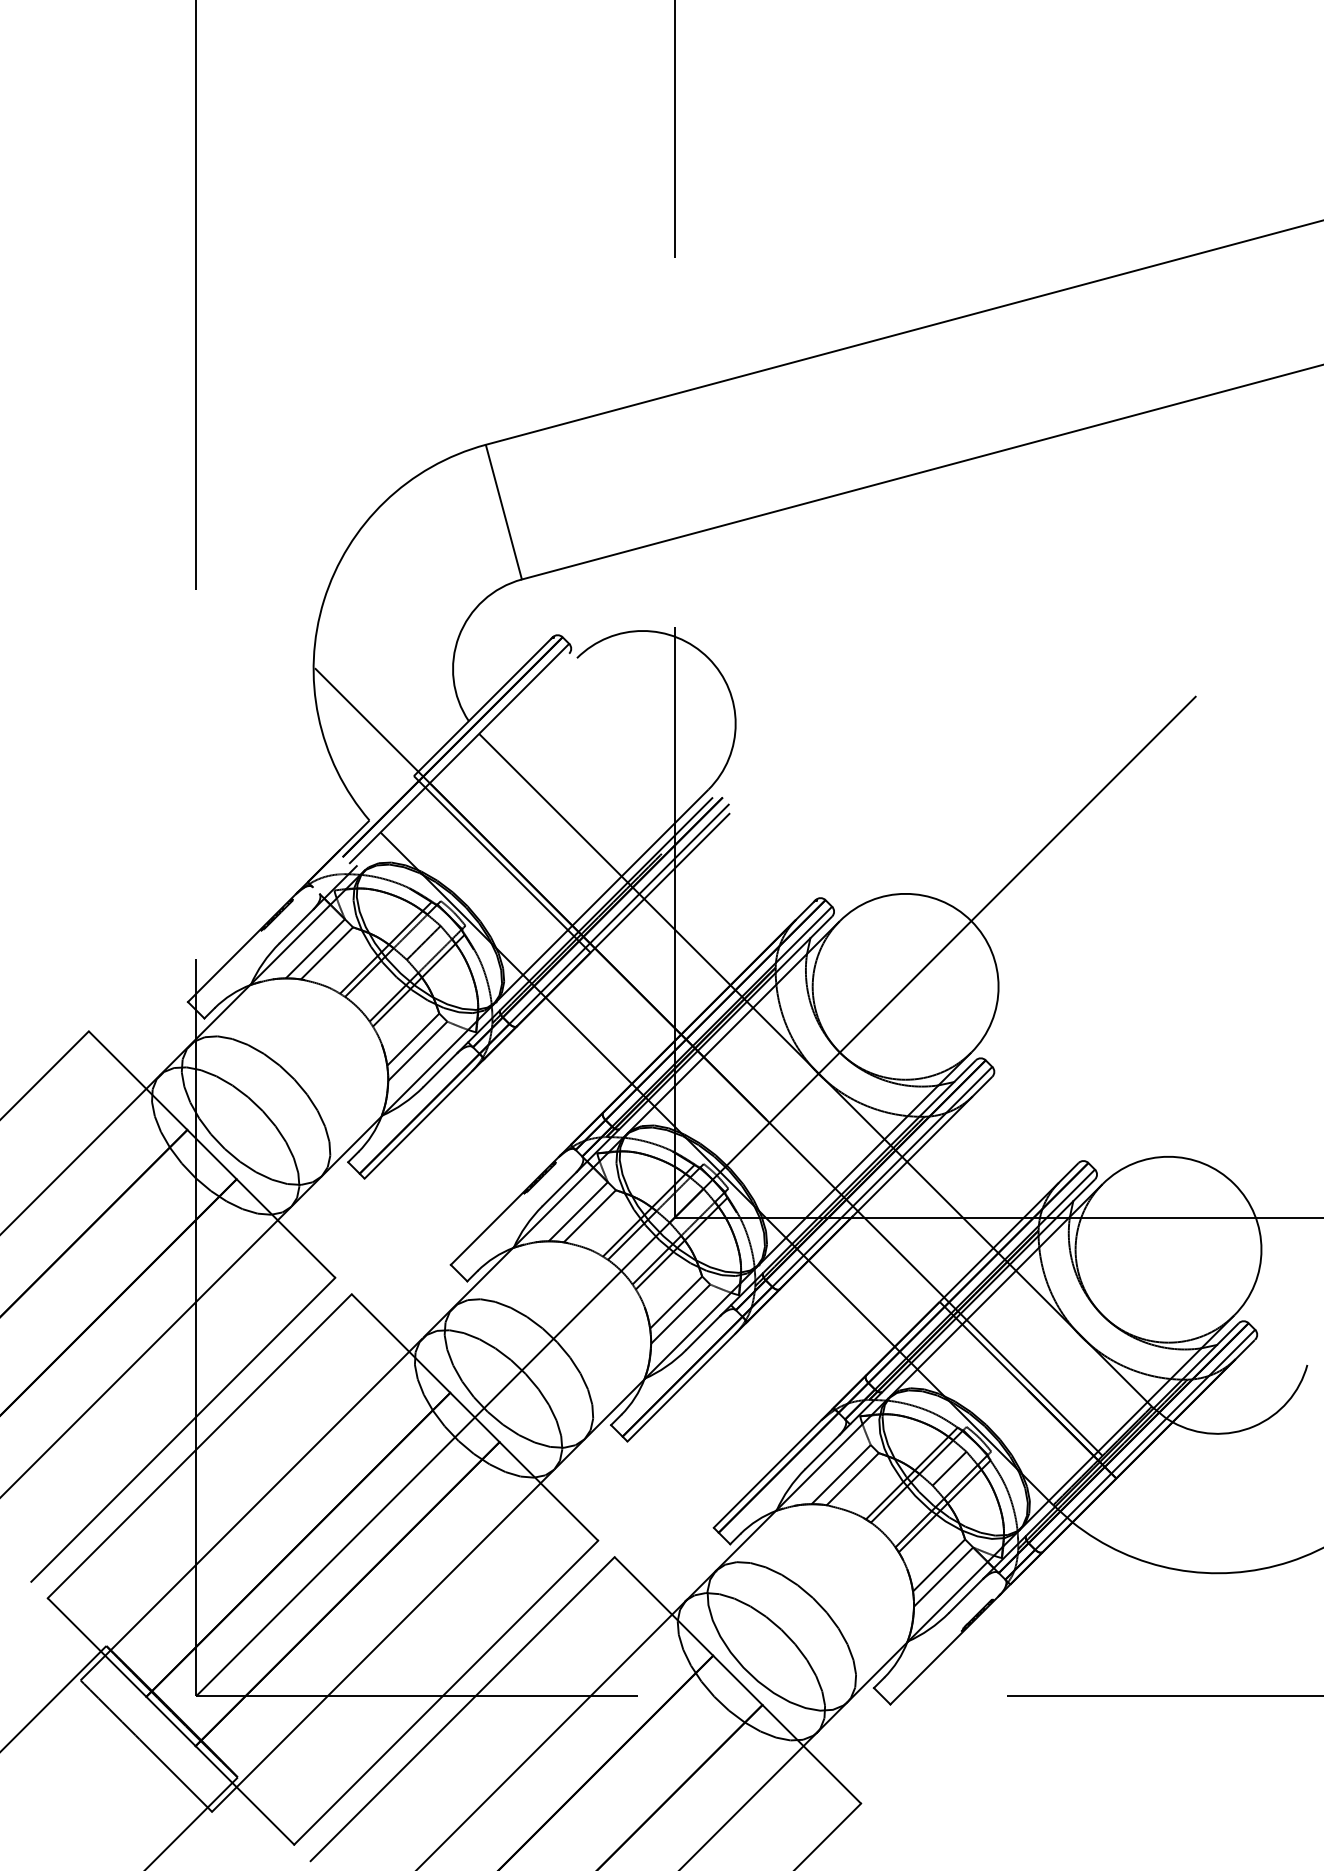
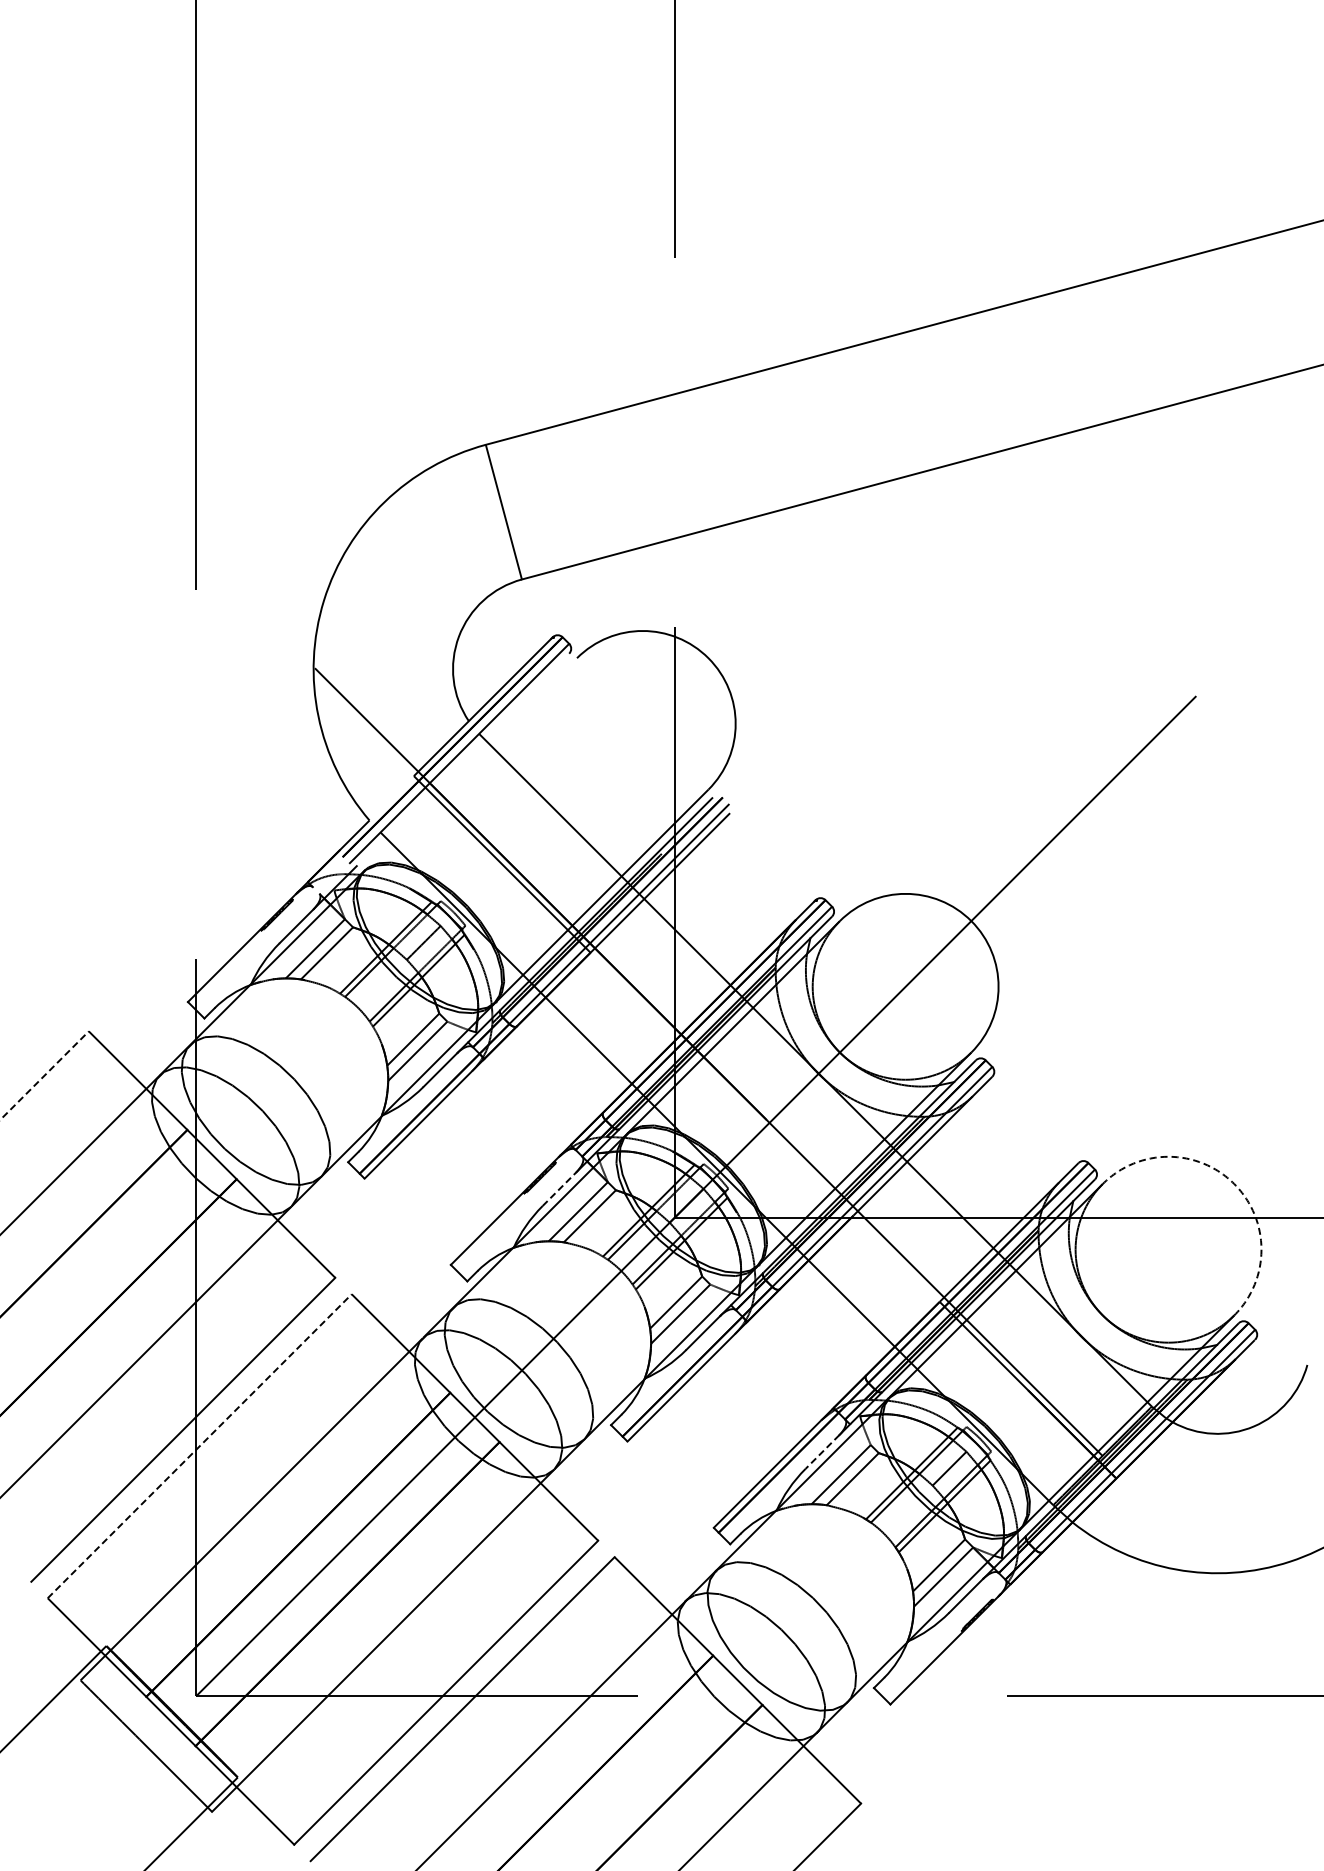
line: solid -> dashed (45, 1075)
arc: solid -> dashed (1234, 1184)
line: solid -> dashed (559, 1189)
line: solid -> dashed (199, 1446)
line: solid -> dashed (822, 1451)
